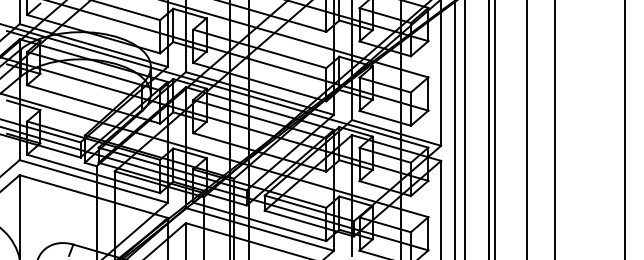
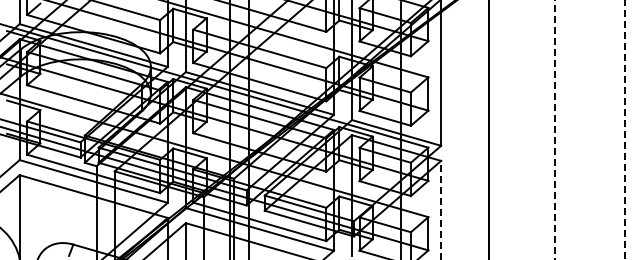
line: present -> none (455, 129)
line: present -> none (464, 129)
line: present -> none (494, 129)
line: present -> none (526, 129)
line: solid -> dashed (554, 130)
line: solid -> dashed (624, 130)
line: solid -> dashed (441, 209)
